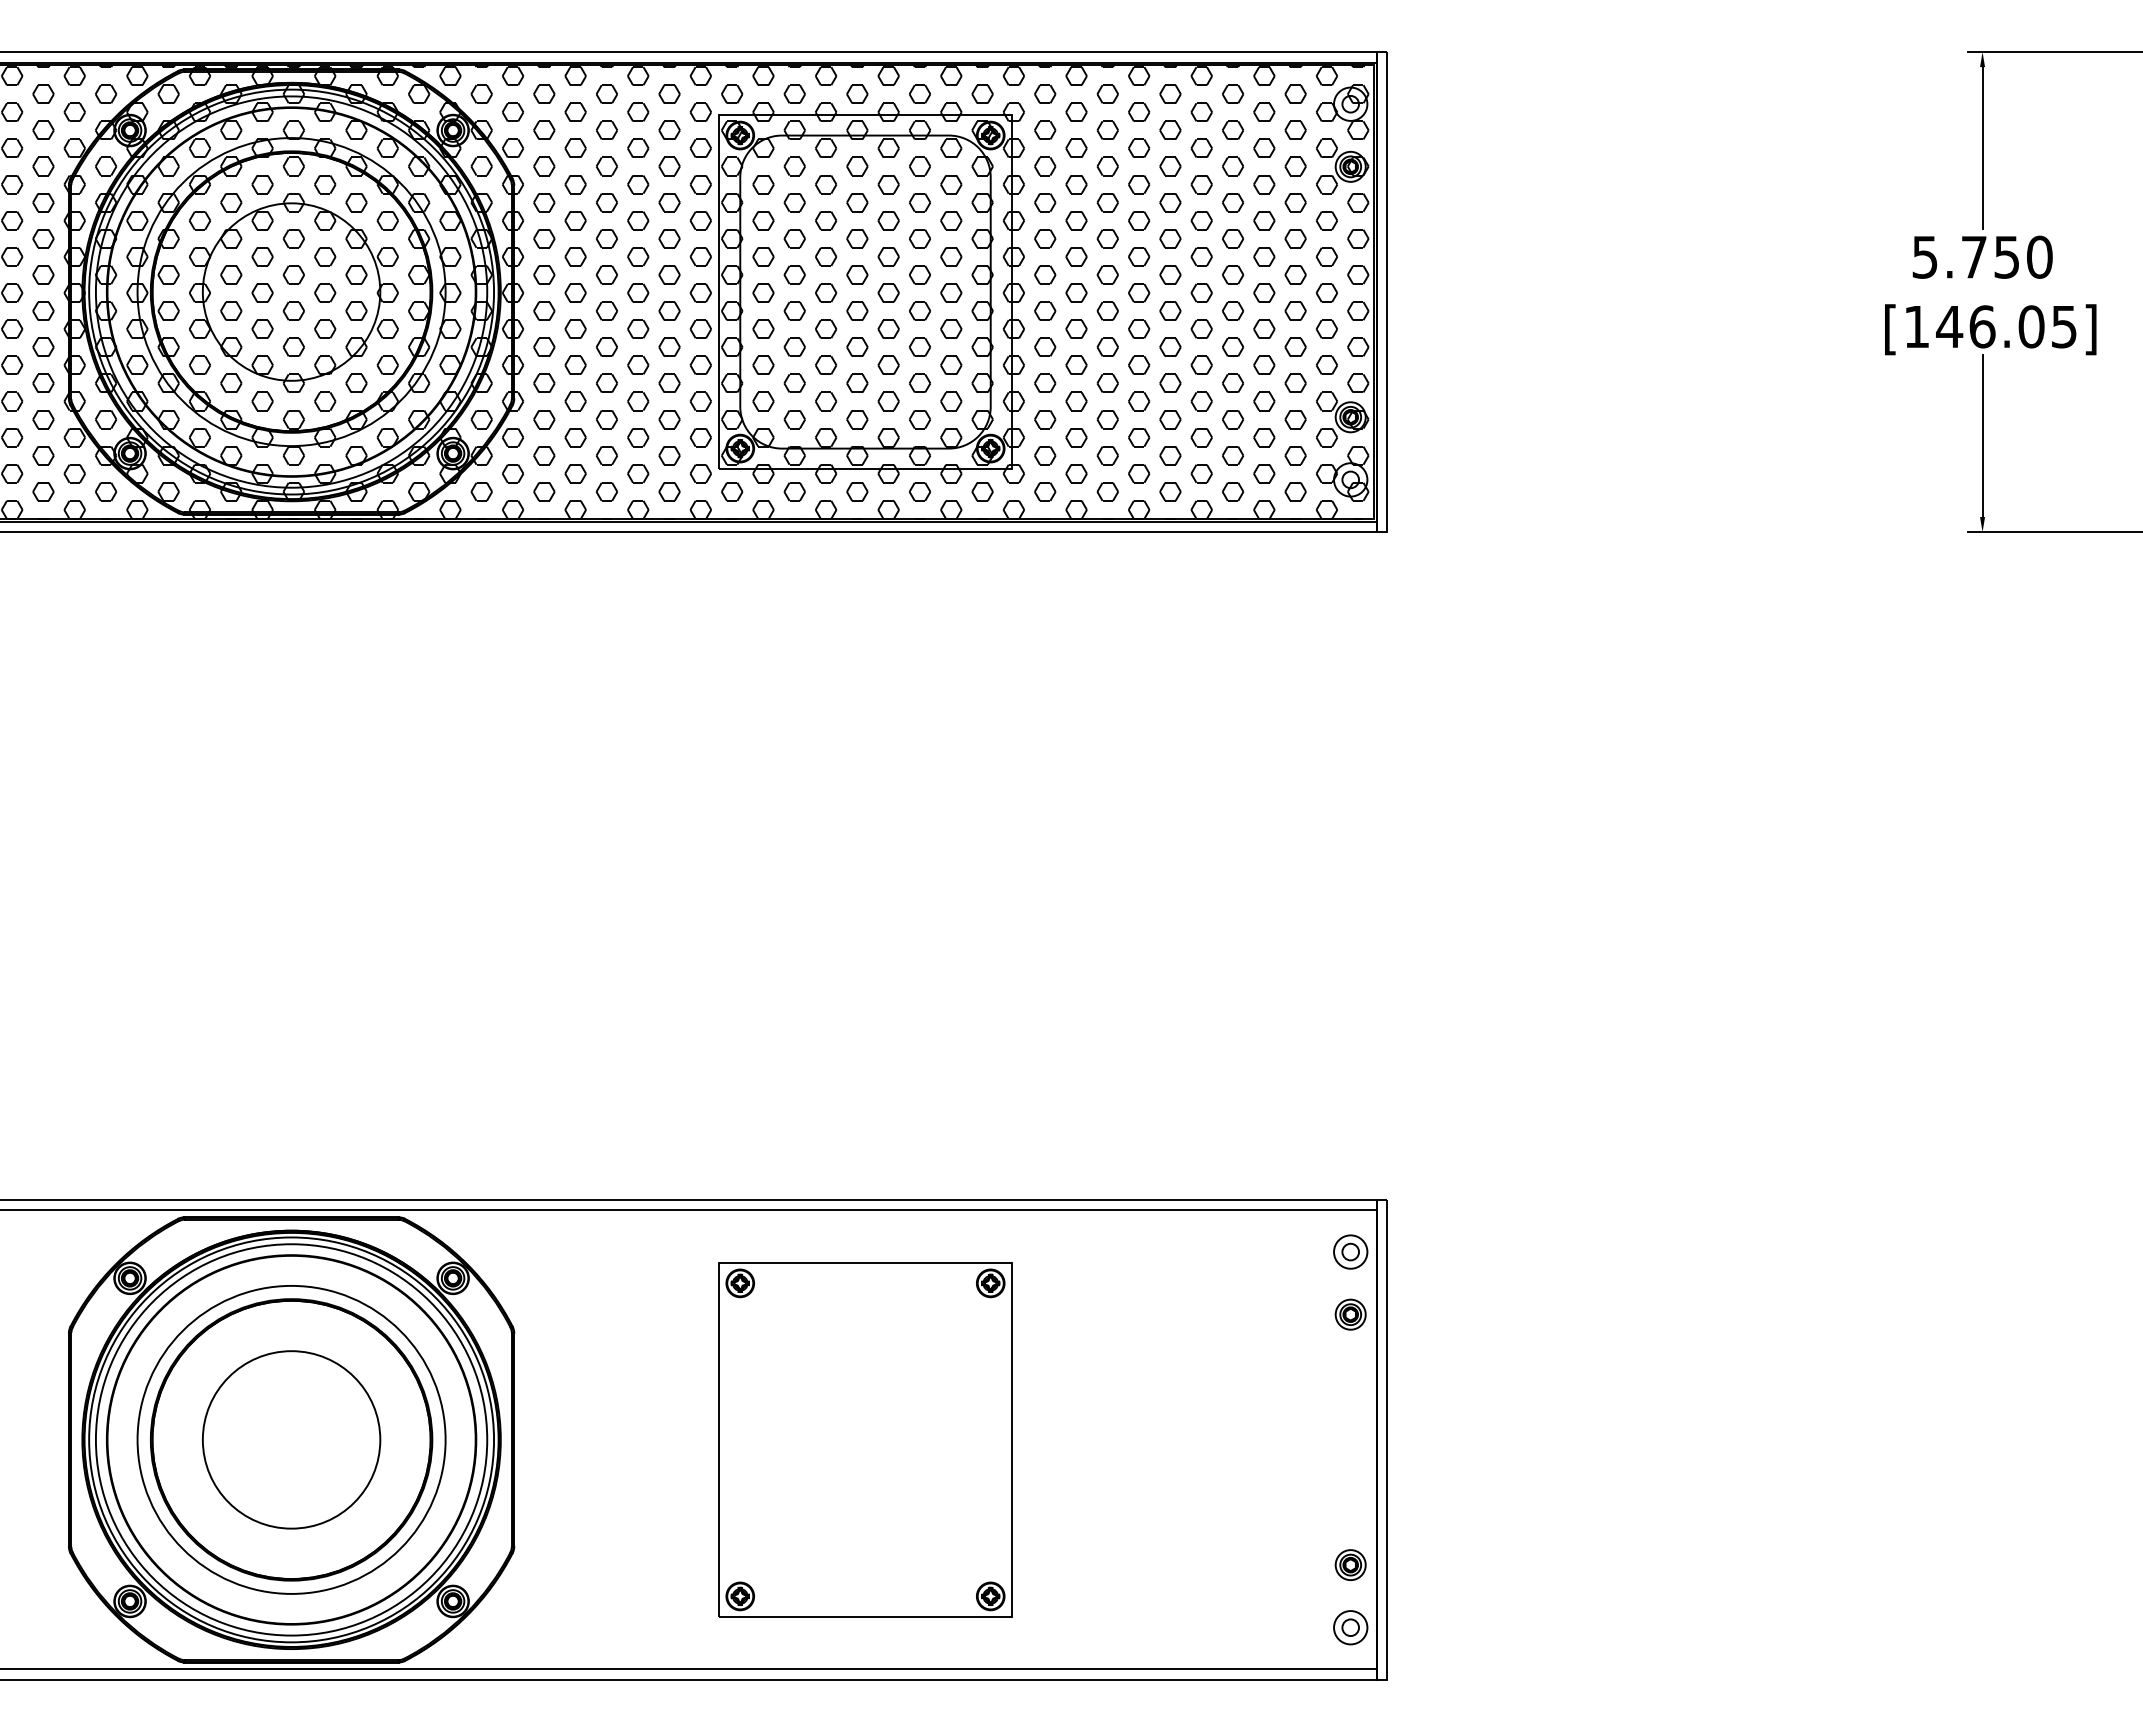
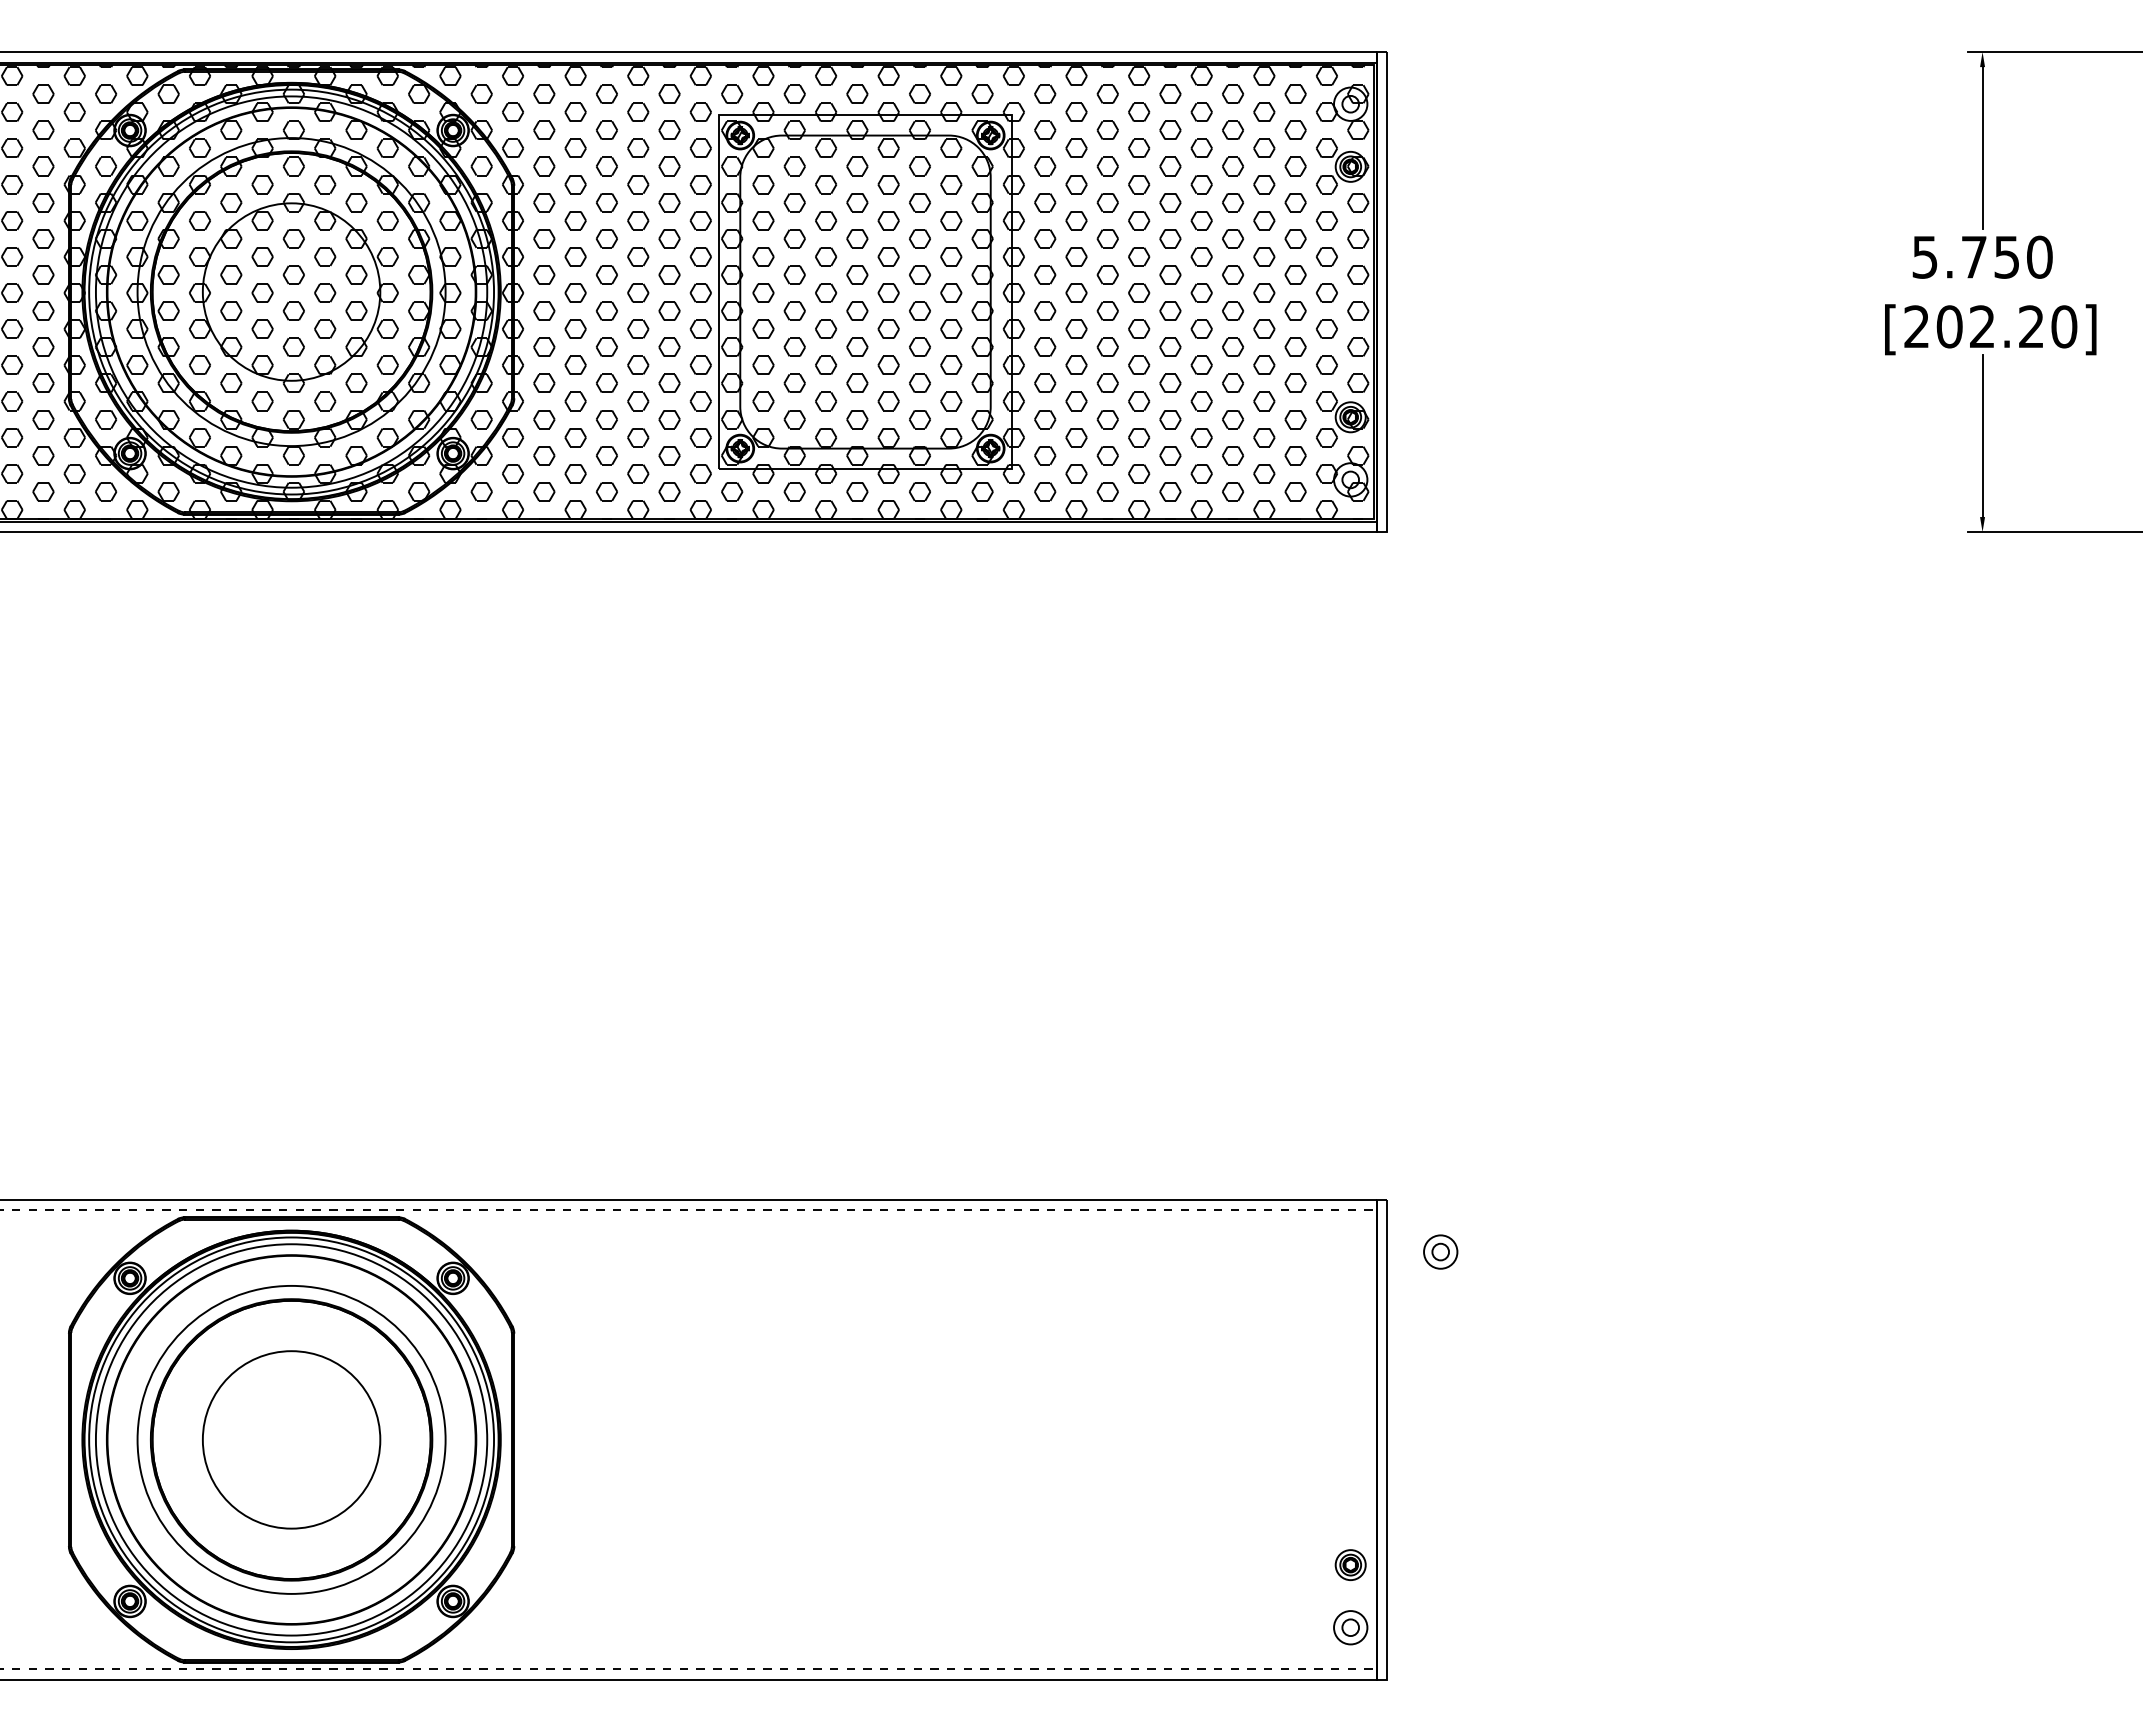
text: [146.05] -> [202.20] (1990, 326)
line: solid -> dashed (688, 1210)
part position: (1350, 1251) -> (1440, 1251) (1440, 1251)
part: present -> none (1350, 1314)
part: present -> none (865, 1439)
line: solid -> dashed (688, 1669)
